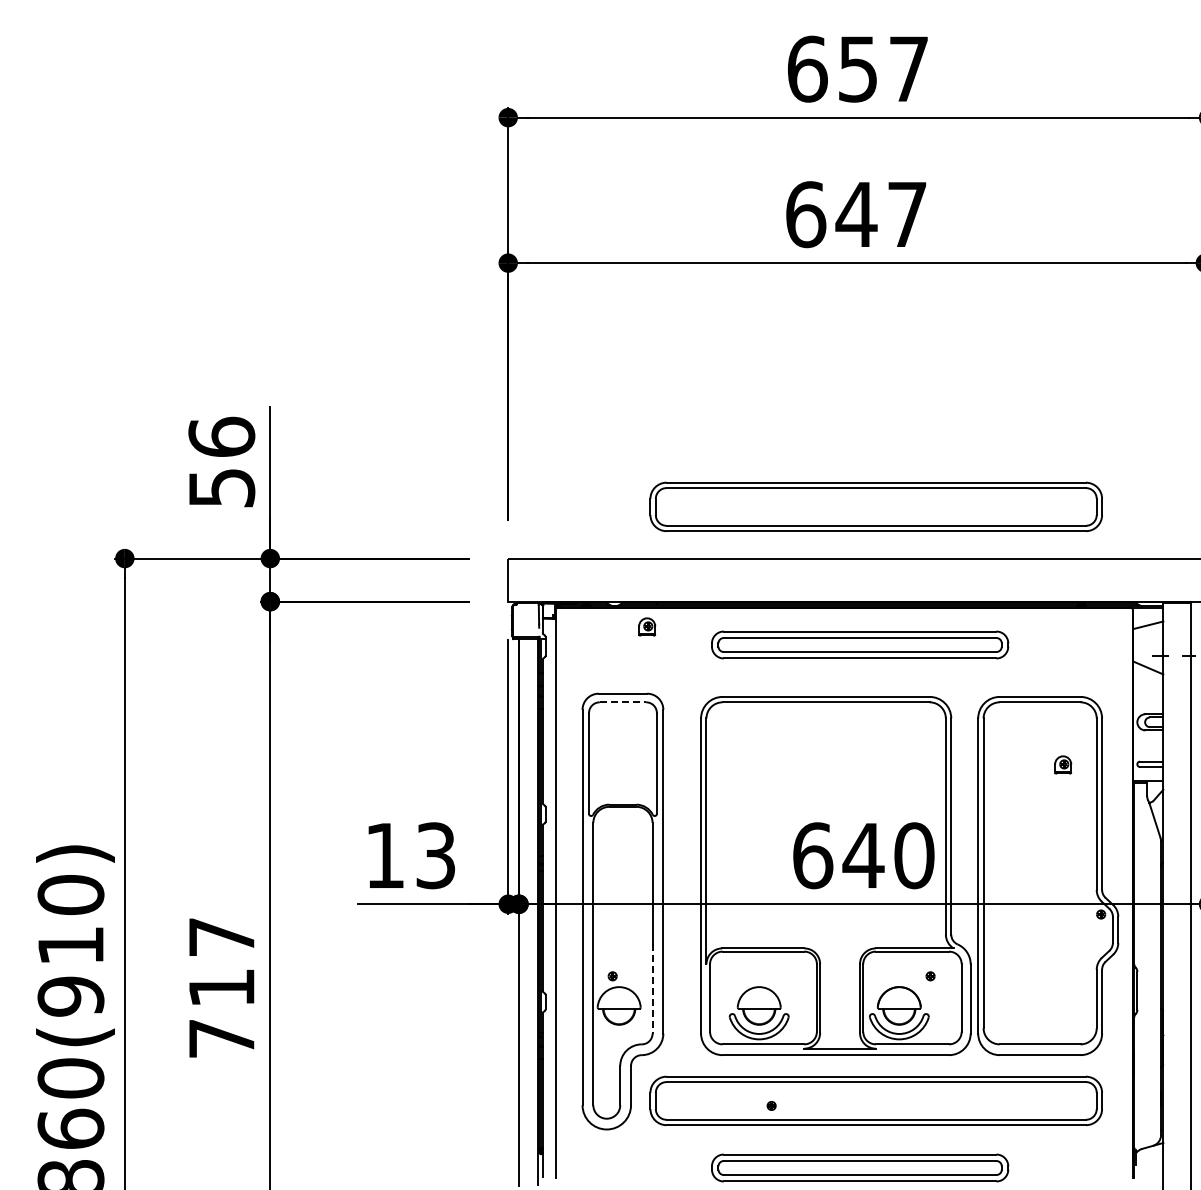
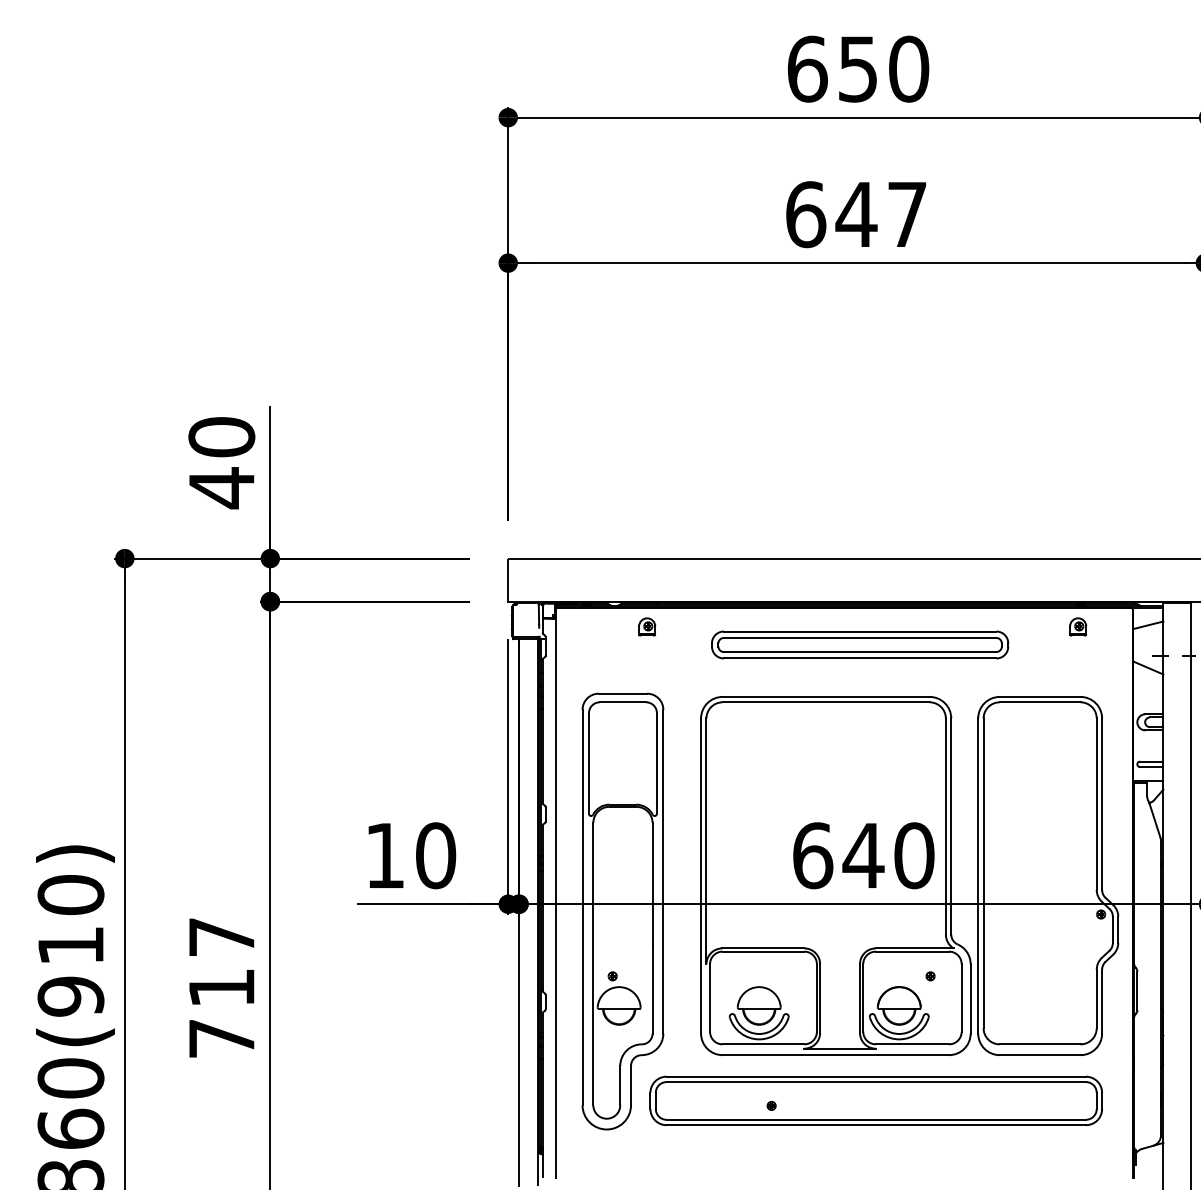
text: 657 -> 650 (909, 68)
text: 56 -> 40 (221, 462)
part: present -> none (875, 506)
line: dashed -> solid (623, 702)
part position: (1063, 764) -> (1078, 626) (1078, 626)
text: 13 -> 10 (436, 855)
line: dashed -> solid (652, 988)
part: present -> none (860, 1167)
